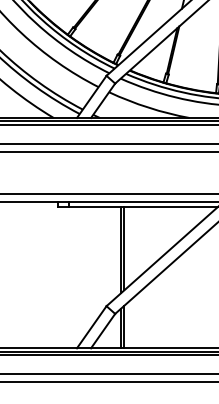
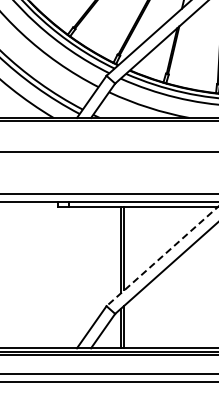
line: present -> none (108, 124)
line: present -> none (108, 144)
line: solid -> dashed (162, 256)
